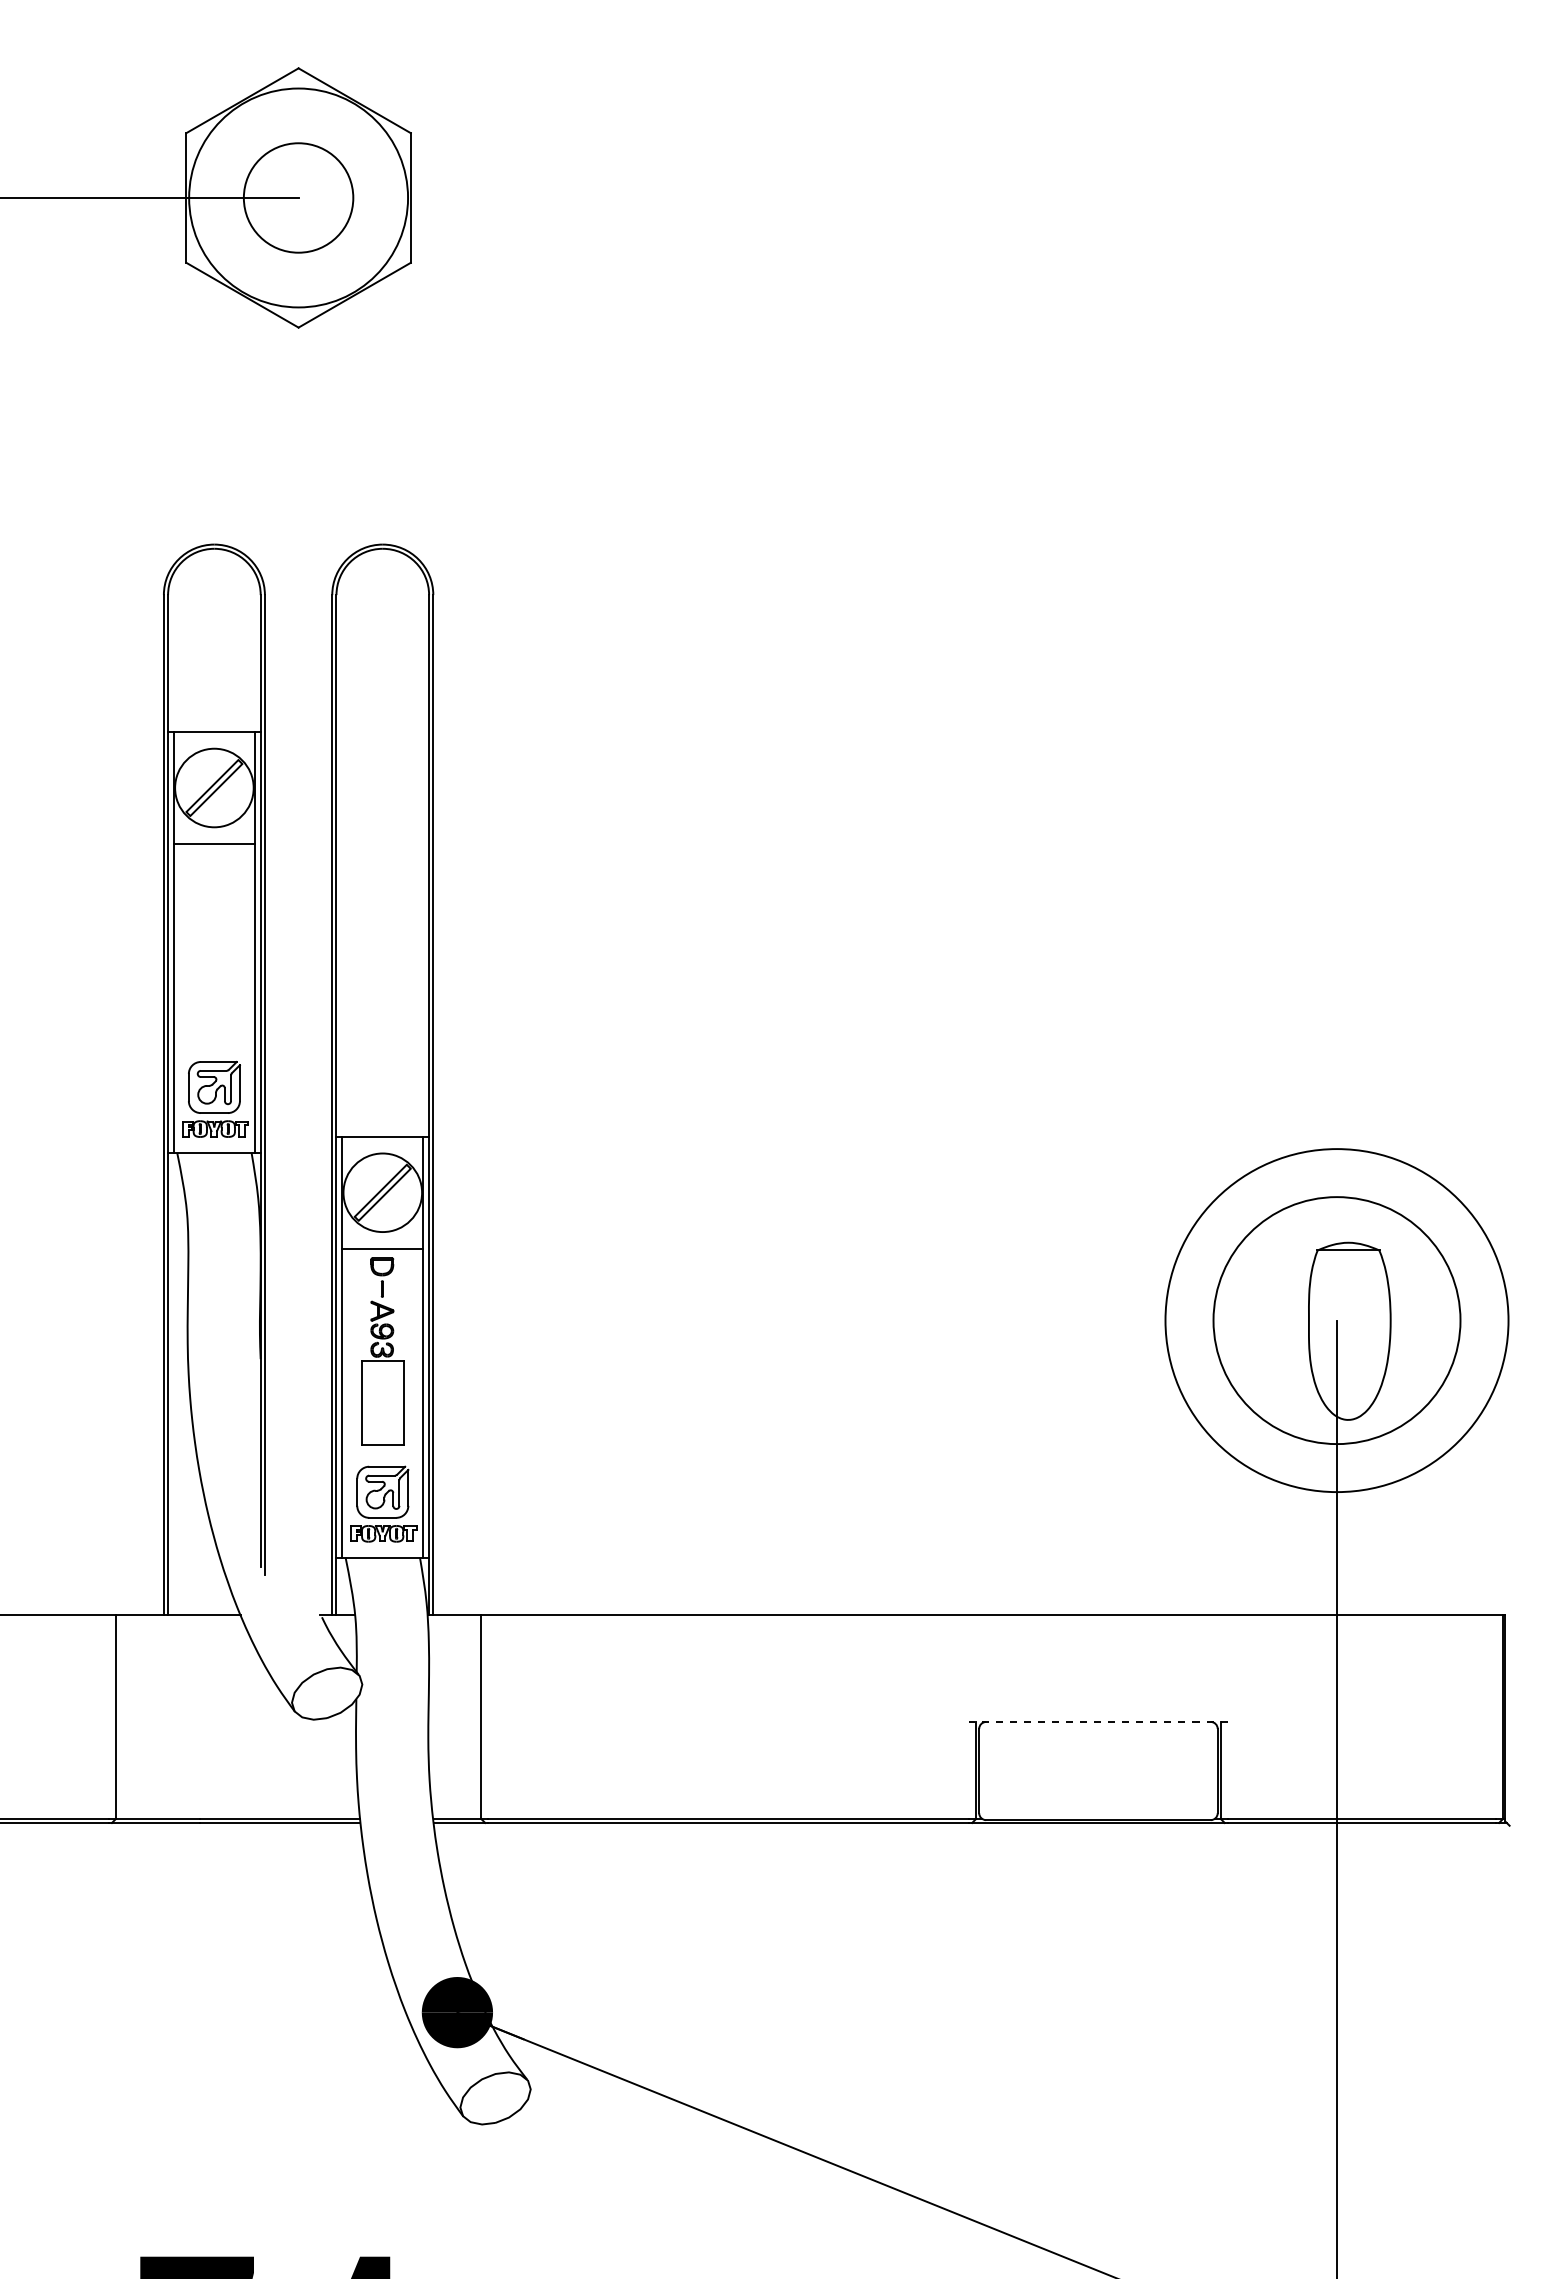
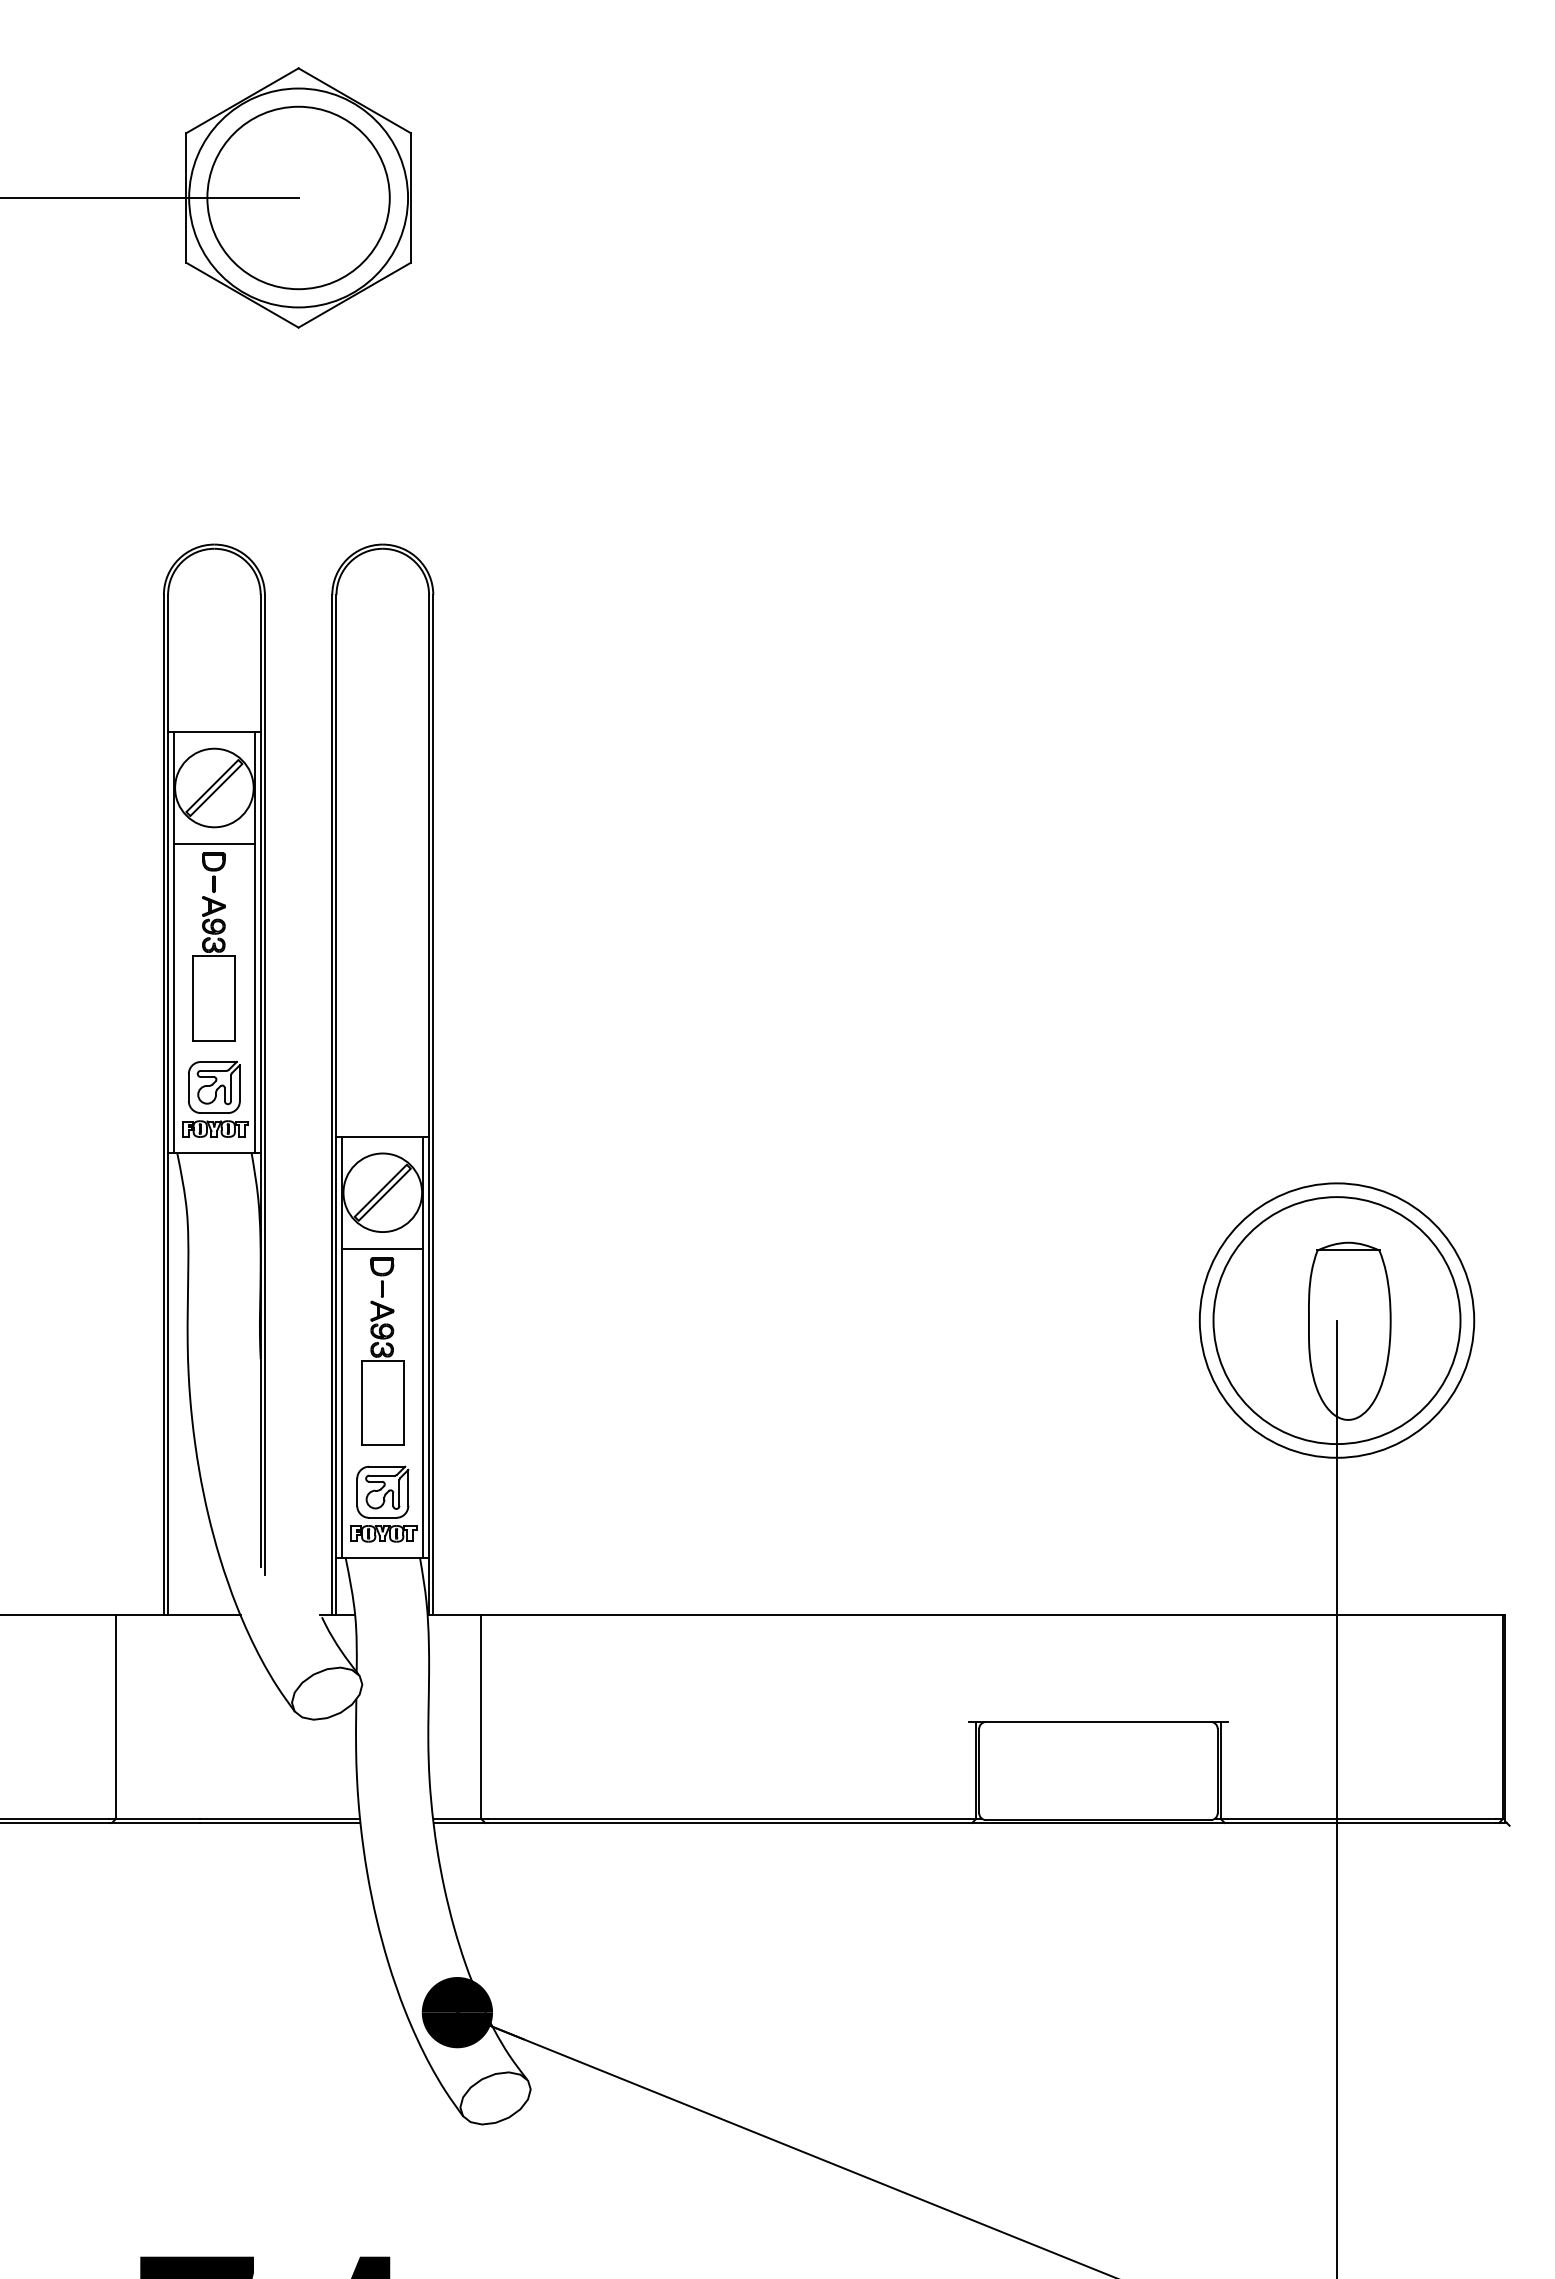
circle diameter: 109 px -> 182 px (298, 197)
part: none -> present (213, 946)
circle diameter: 343 px -> 274 px (1336, 1320)
line: dashed -> solid (1097, 1721)
